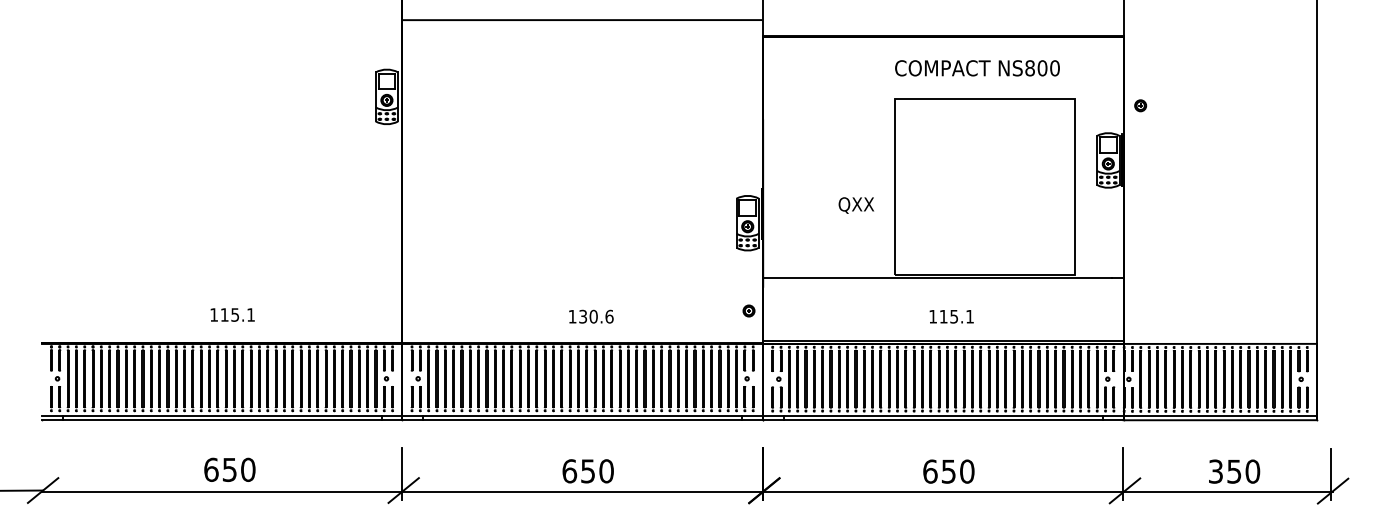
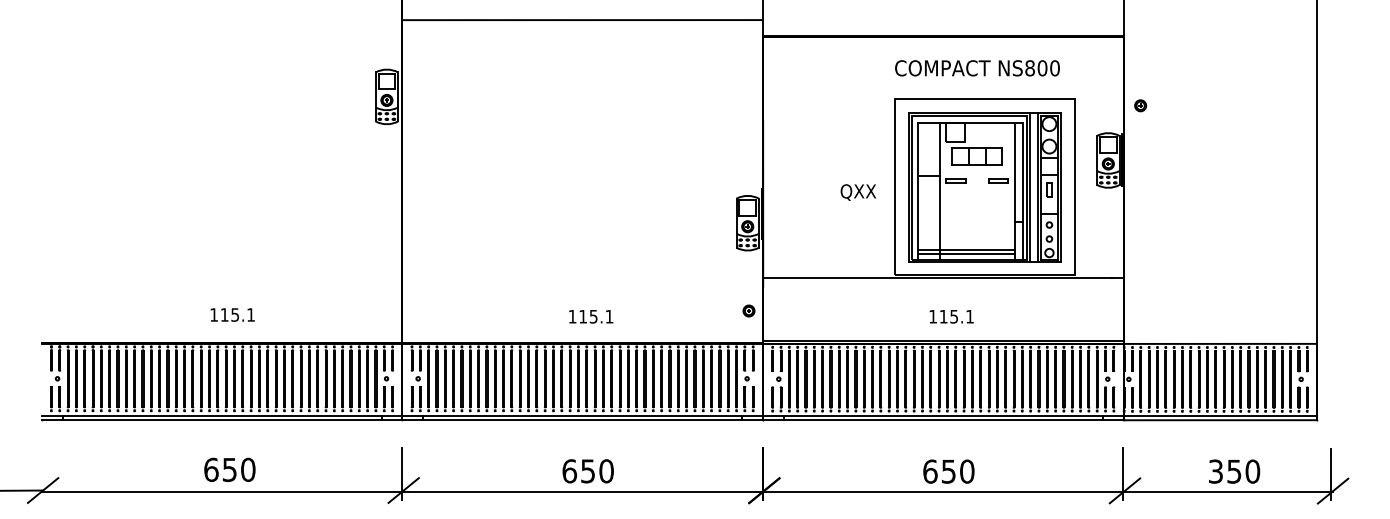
part: none -> present (984, 187)
text position: (856, 205) -> (858, 192) (858, 192)
text: 130.6 -> 115.1 (596, 316)
